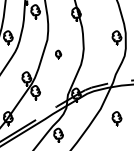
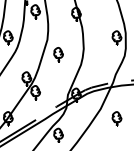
part size: 8x11 px -> 11x16 px (58, 54)
